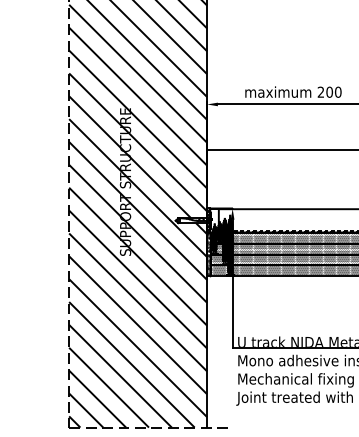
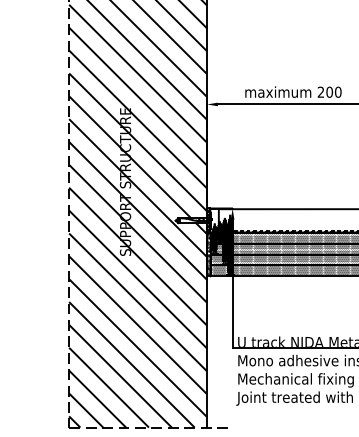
line: present -> none (281, 150)
